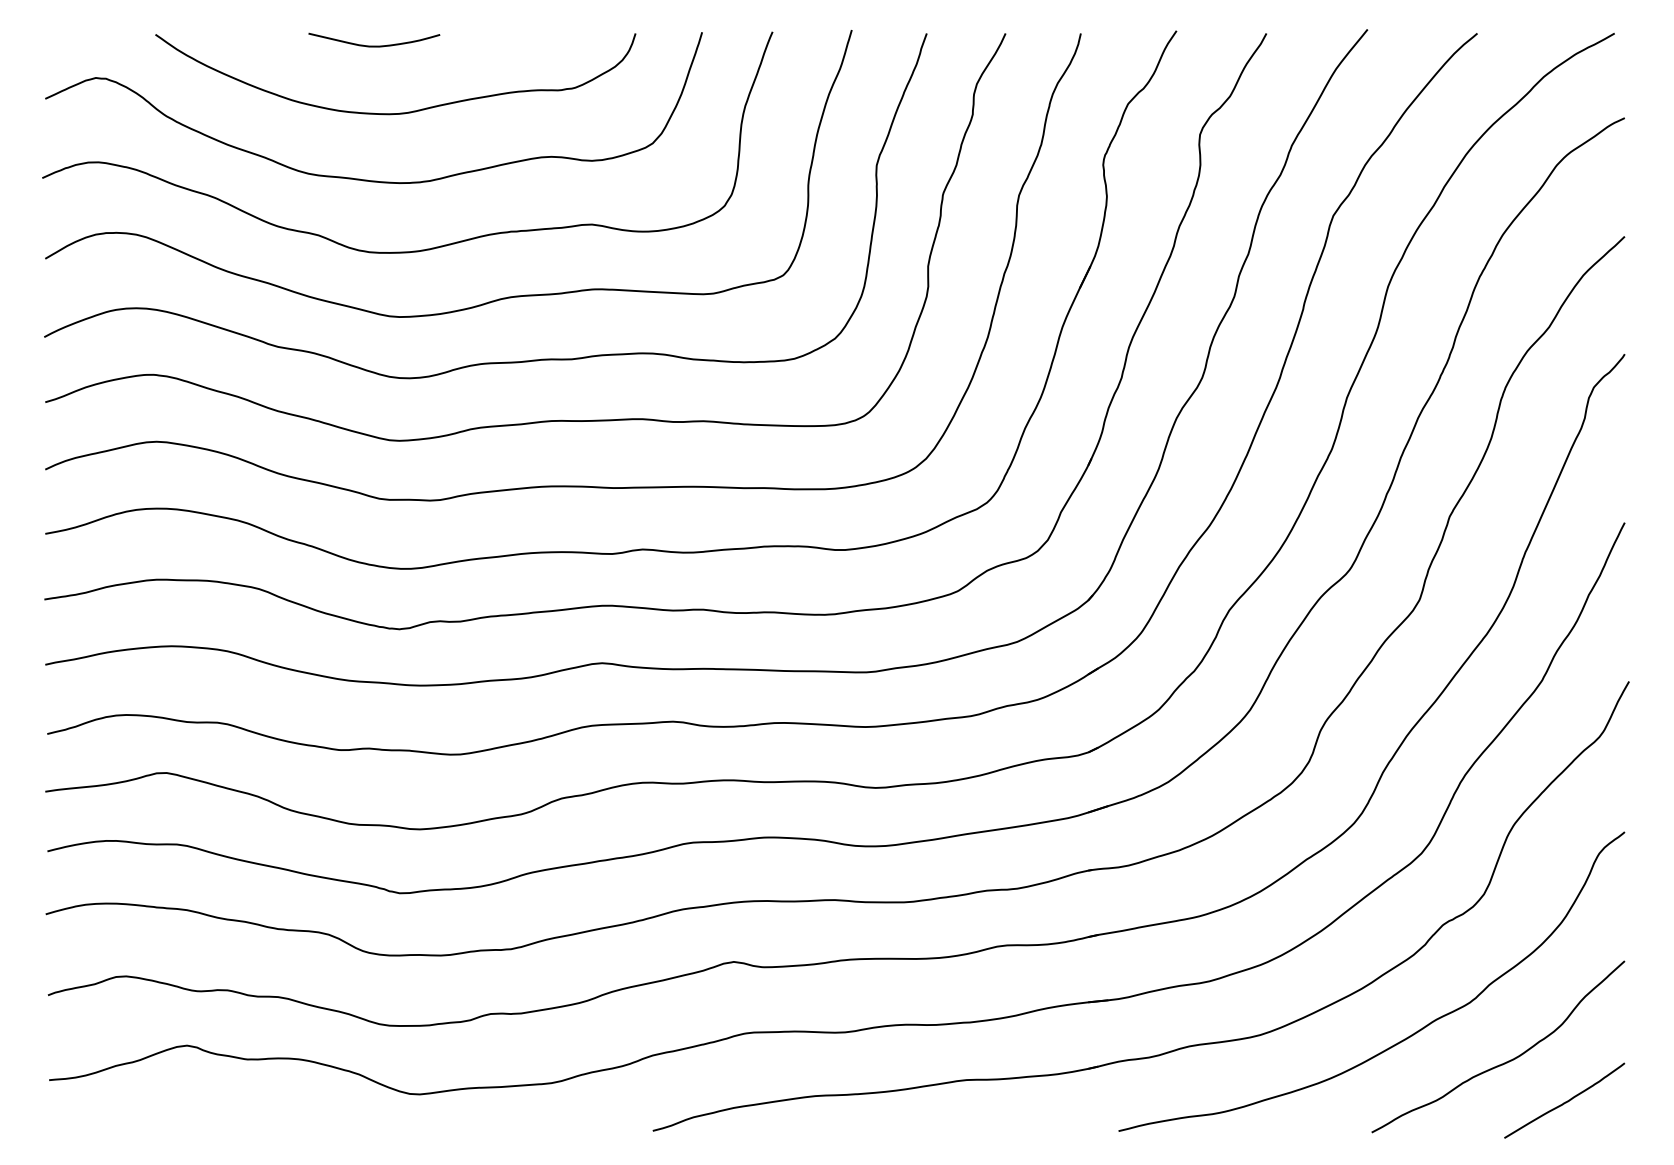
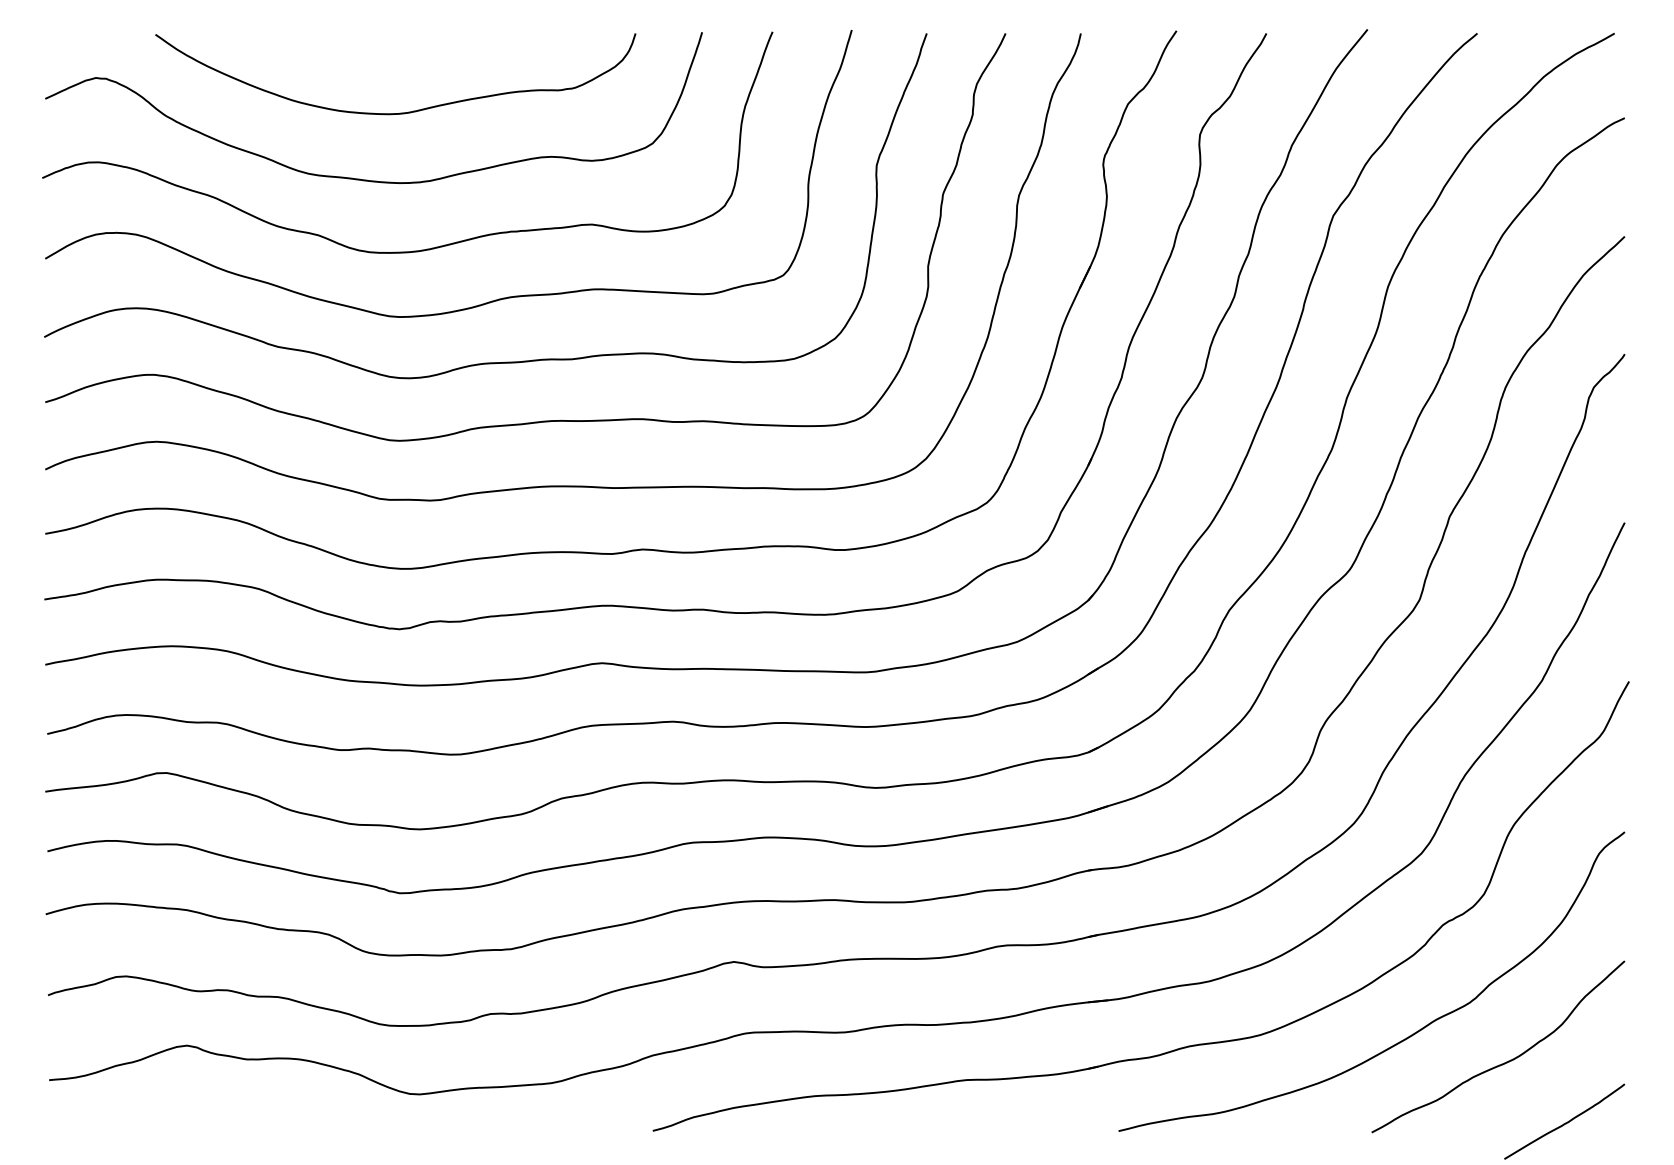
curve: present -> none (374, 45)
curve position: (1565, 1101) -> (1565, 1122) (1565, 1122)
